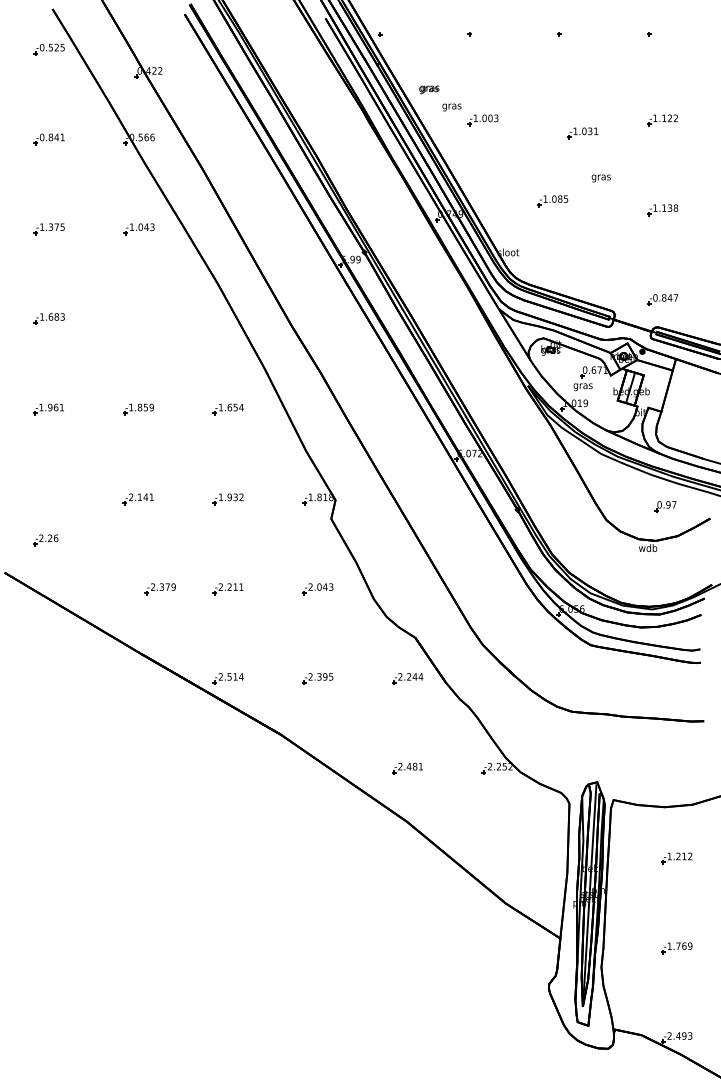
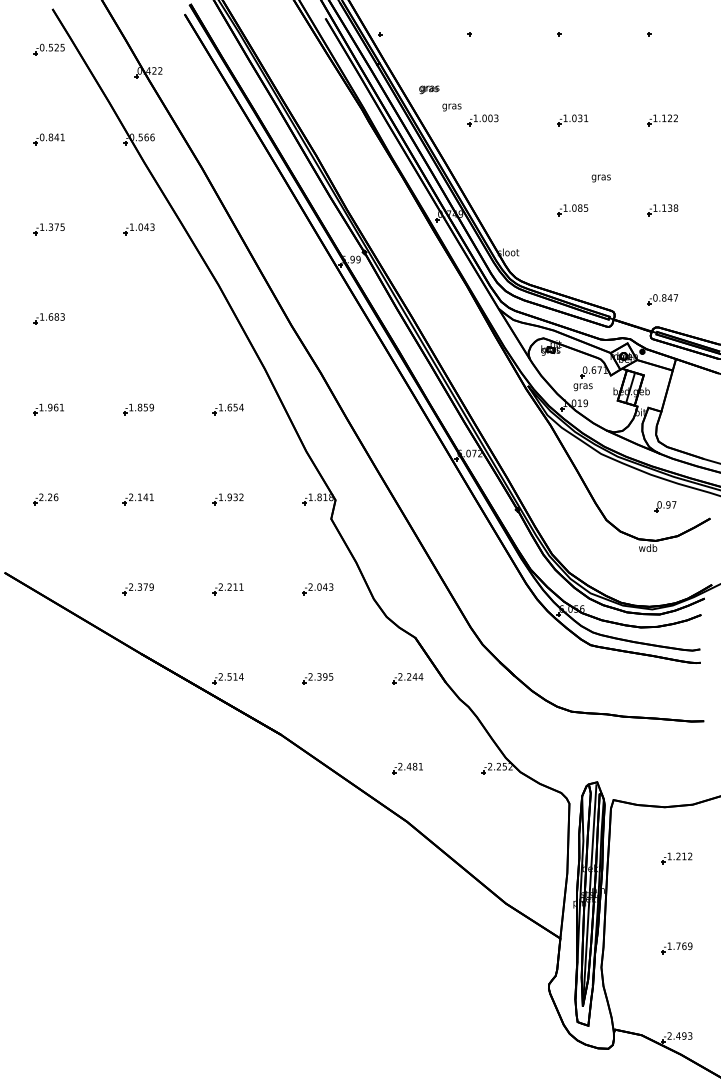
part position: (582, 133) -> (572, 120) (572, 120)
part position: (552, 201) -> (572, 210) (572, 210)
part position: (45, 540) -> (45, 499) (45, 499)
part position: (159, 589) -> (137, 589) (137, 589)
